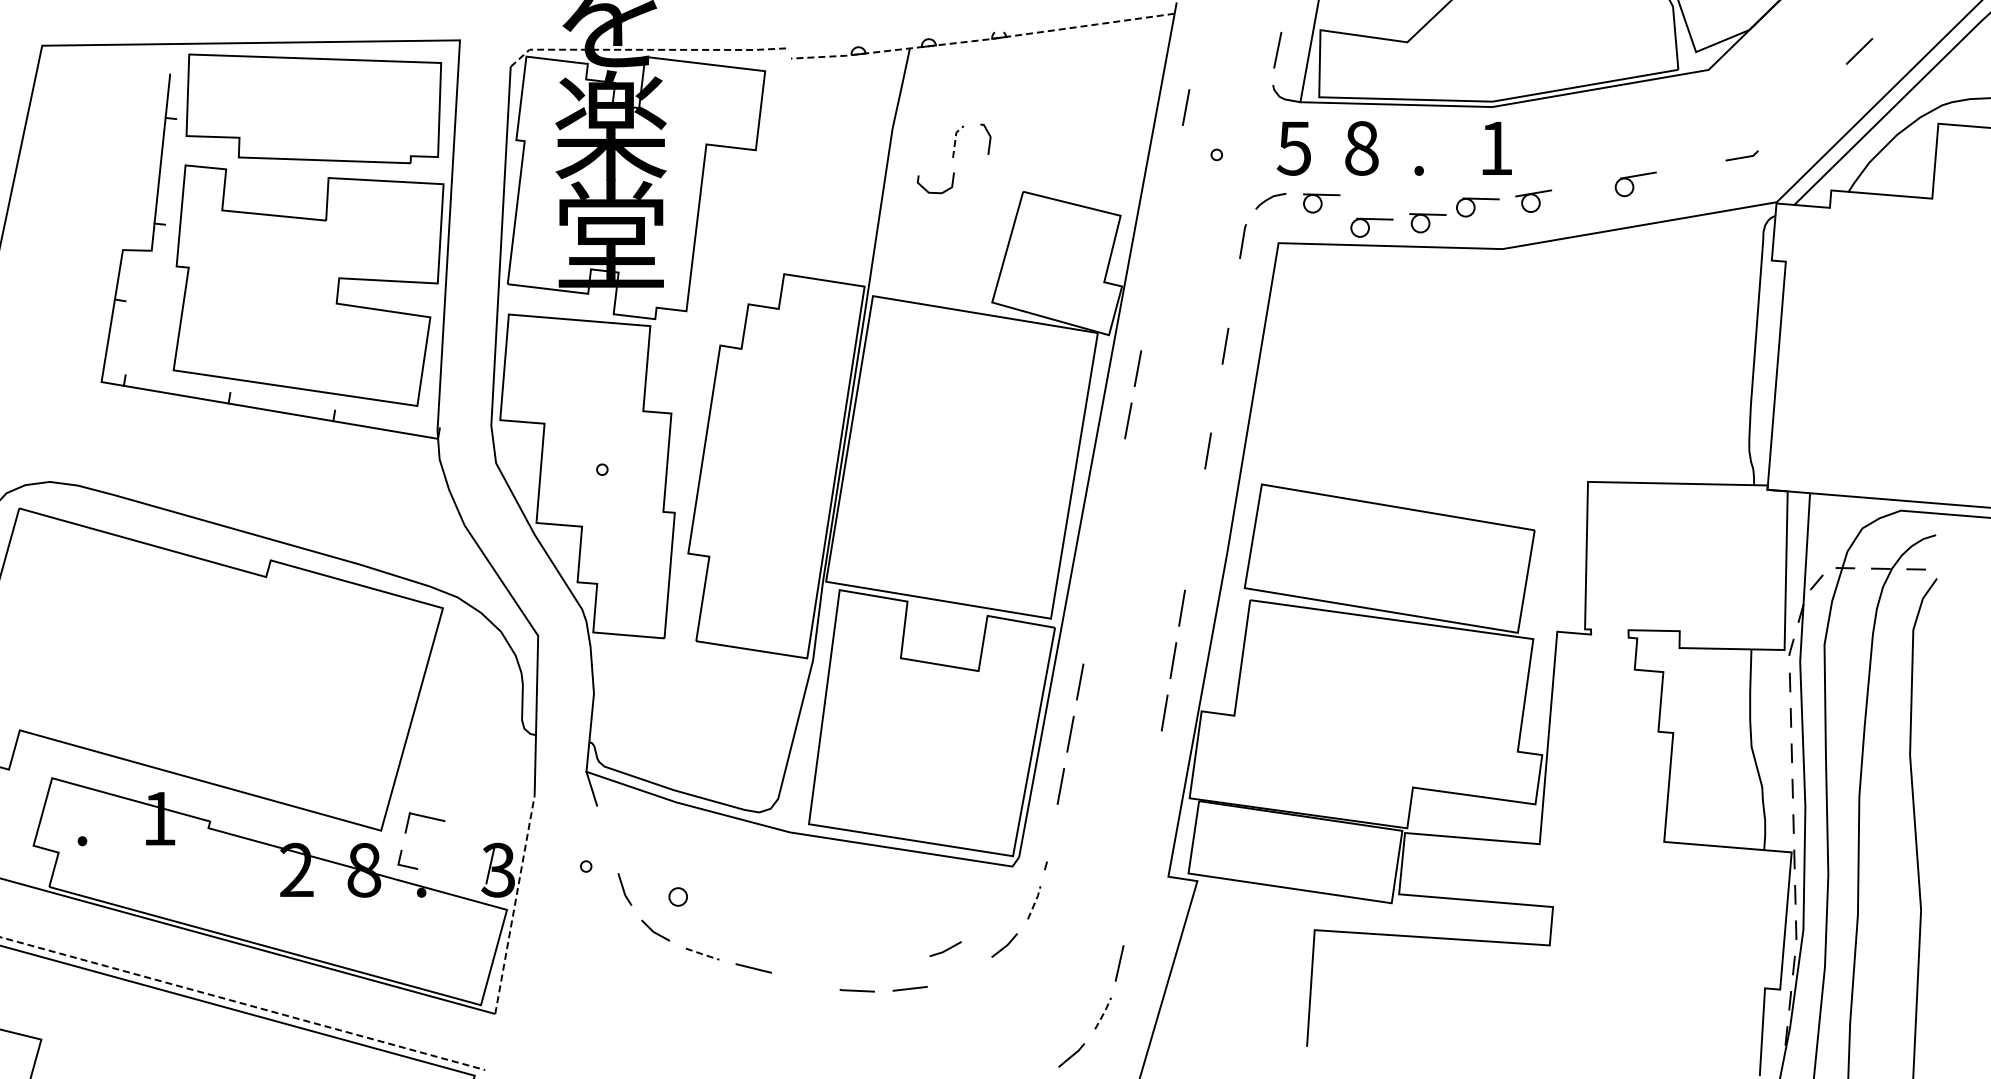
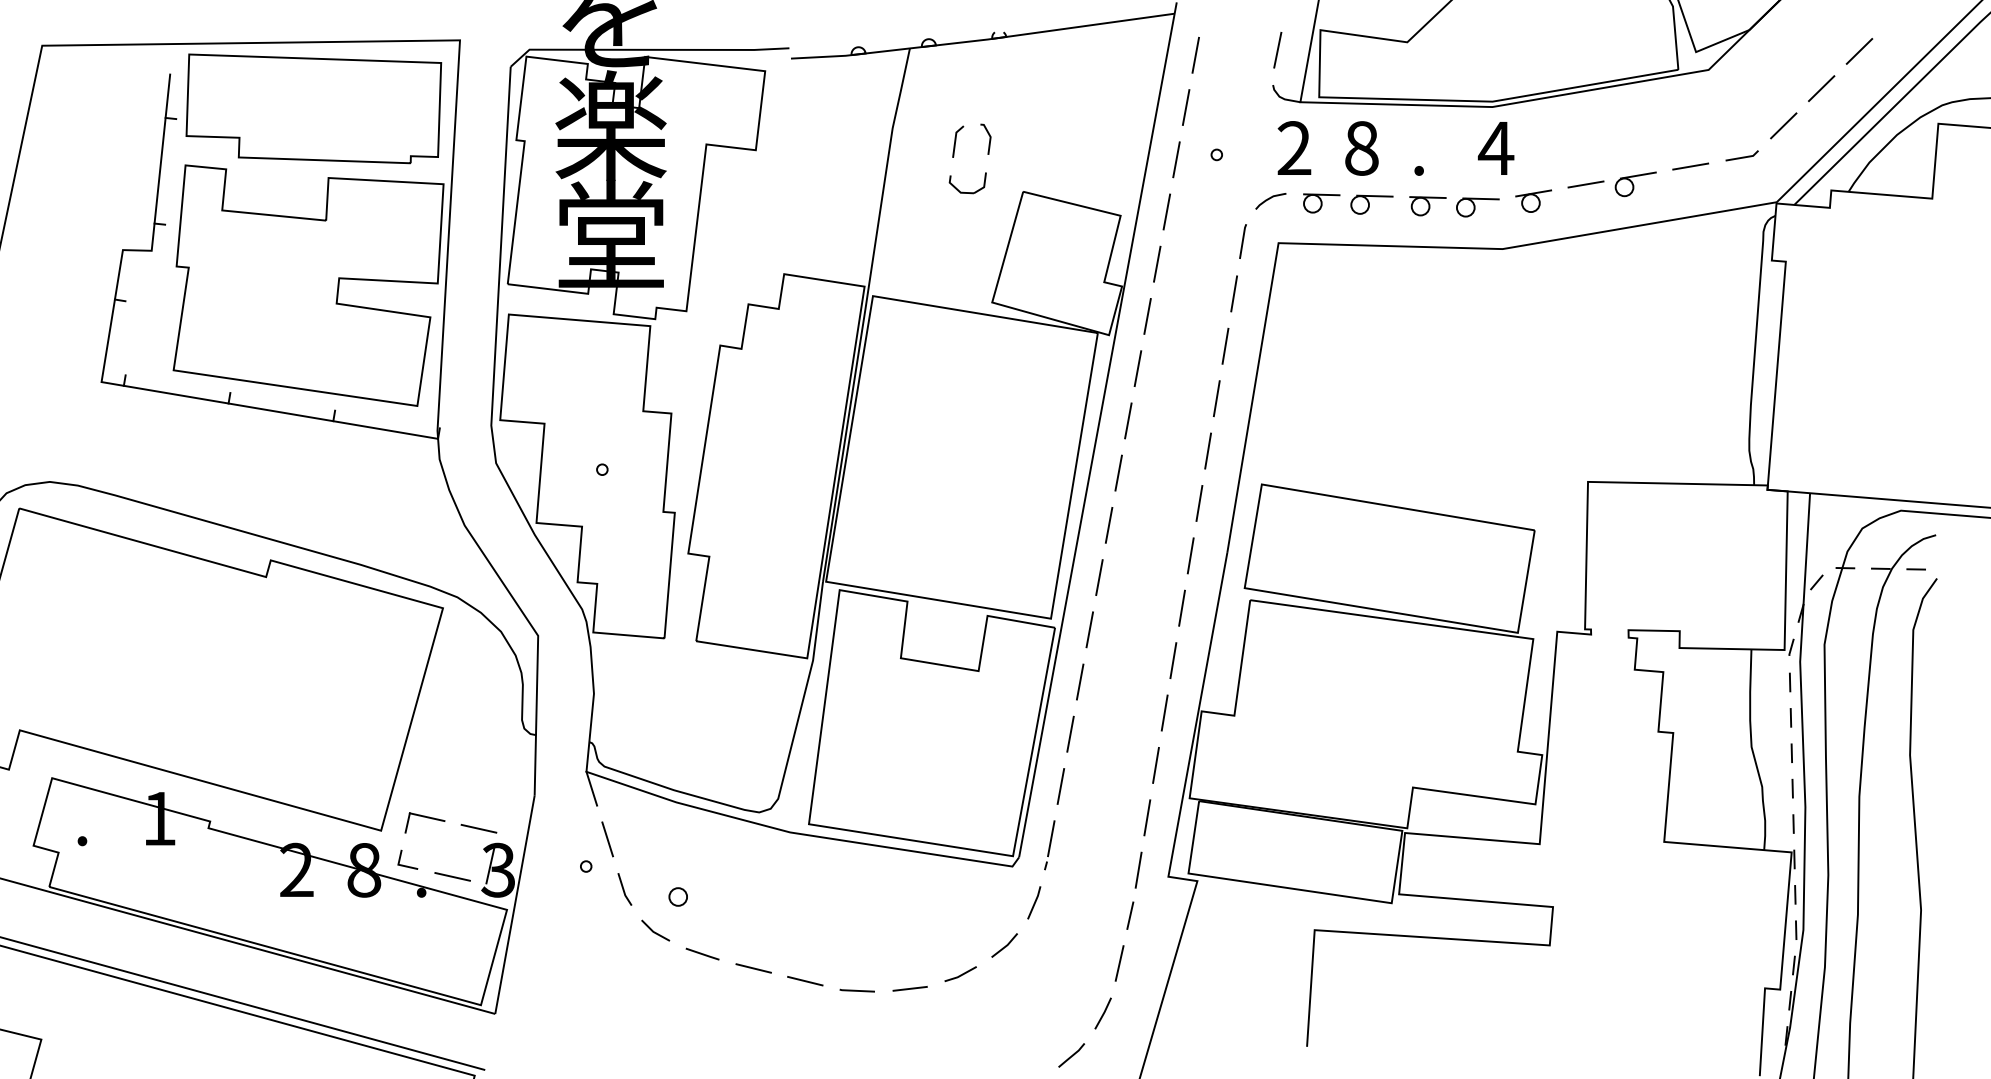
line: dashed -> solid (983, 40)
line: dashed -> solid (647, 49)
line: none -> present (1195, 54)
line: none -> present (1821, 88)
line: none -> present (1783, 125)
line: dashed -> solid (955, 139)
text: 5 -> 2 (1293, 148)
text: 1 -> 4 (1495, 148)
line: none -> present (1176, 159)
line: none -> present (1690, 166)
line: none -> present (1585, 184)
part position: (931, 191) -> (963, 191) (963, 191)
line: none -> present (1166, 211)
part position: (1427, 223) -> (1427, 206) (1427, 206)
part position: (1371, 227) -> (1371, 204) (1371, 204)
line: none -> present (1157, 263)
line: none -> present (1234, 293)
line: none -> present (1147, 316)
line: none -> present (1216, 398)
line: none -> present (1118, 472)
line: none -> present (1199, 503)
line: none -> present (1108, 524)
line: none -> present (1190, 555)
line: none -> present (1099, 577)
line: none -> present (1089, 629)
line: none -> present (1155, 765)
line: none -> present (1147, 817)
line: none -> present (478, 828)
line: none -> present (1051, 838)
line: none -> present (607, 839)
line: none -> present (1138, 869)
line: none -> present (452, 876)
line: dashed -> solid (1035, 902)
line: dashed -> solid (514, 904)
line: none -> present (1130, 915)
line position: (945, 949) -> (960, 974) (960, 974)
line: dashed -> solid (703, 954)
line: none -> present (805, 980)
line: dashed -> solid (243, 1003)
line: dashed -> solid (1104, 1012)
